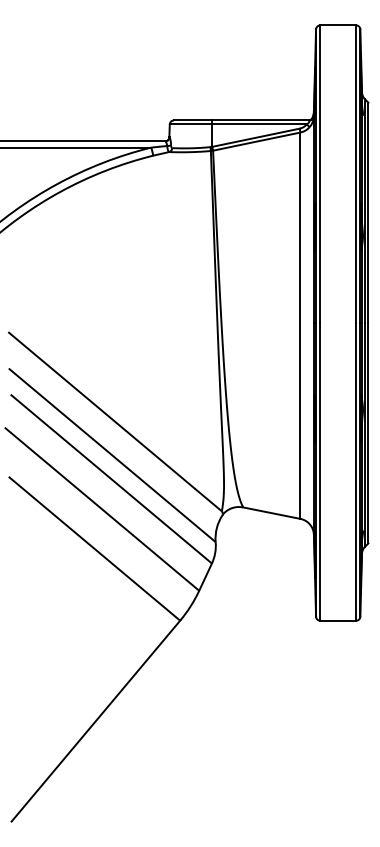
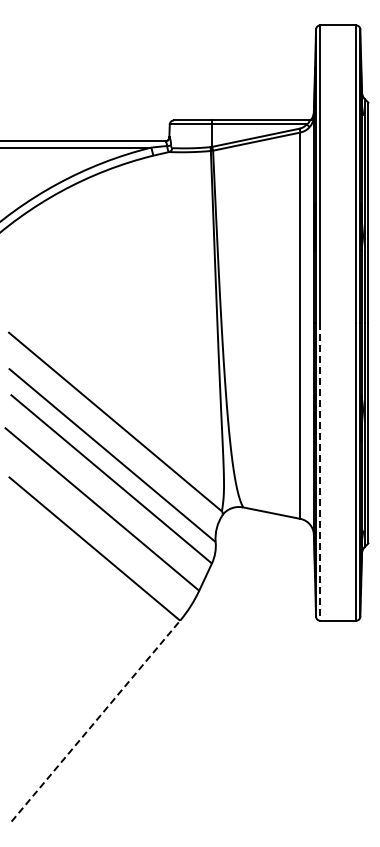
line: solid -> dashed (320, 471)
line: solid -> dashed (96, 720)
